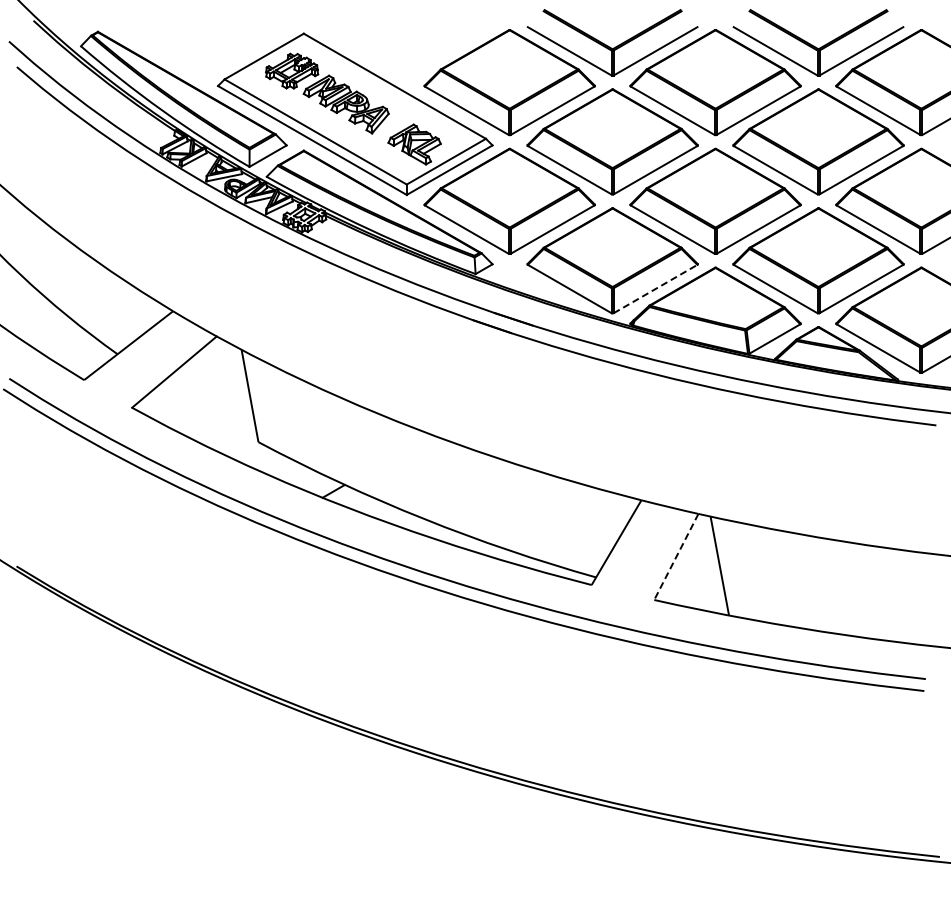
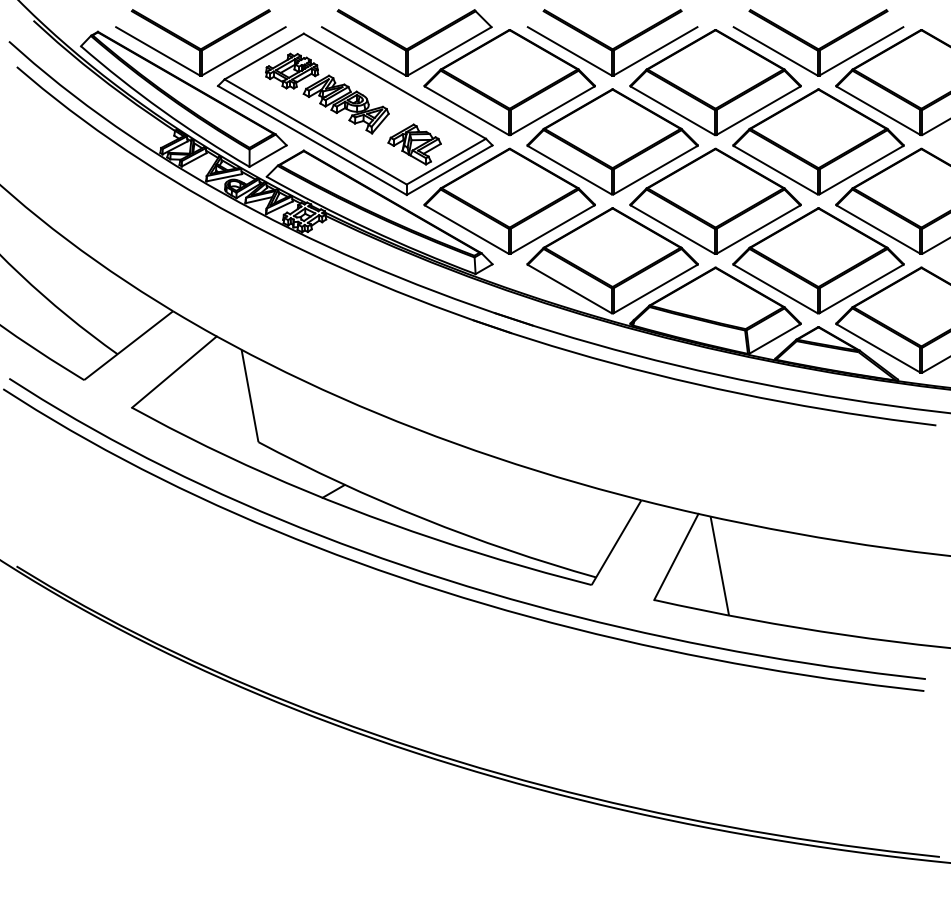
part: none -> present (200, 42)
part: none -> present (406, 42)
line: dashed -> solid (655, 288)
line: dashed -> solid (676, 557)
